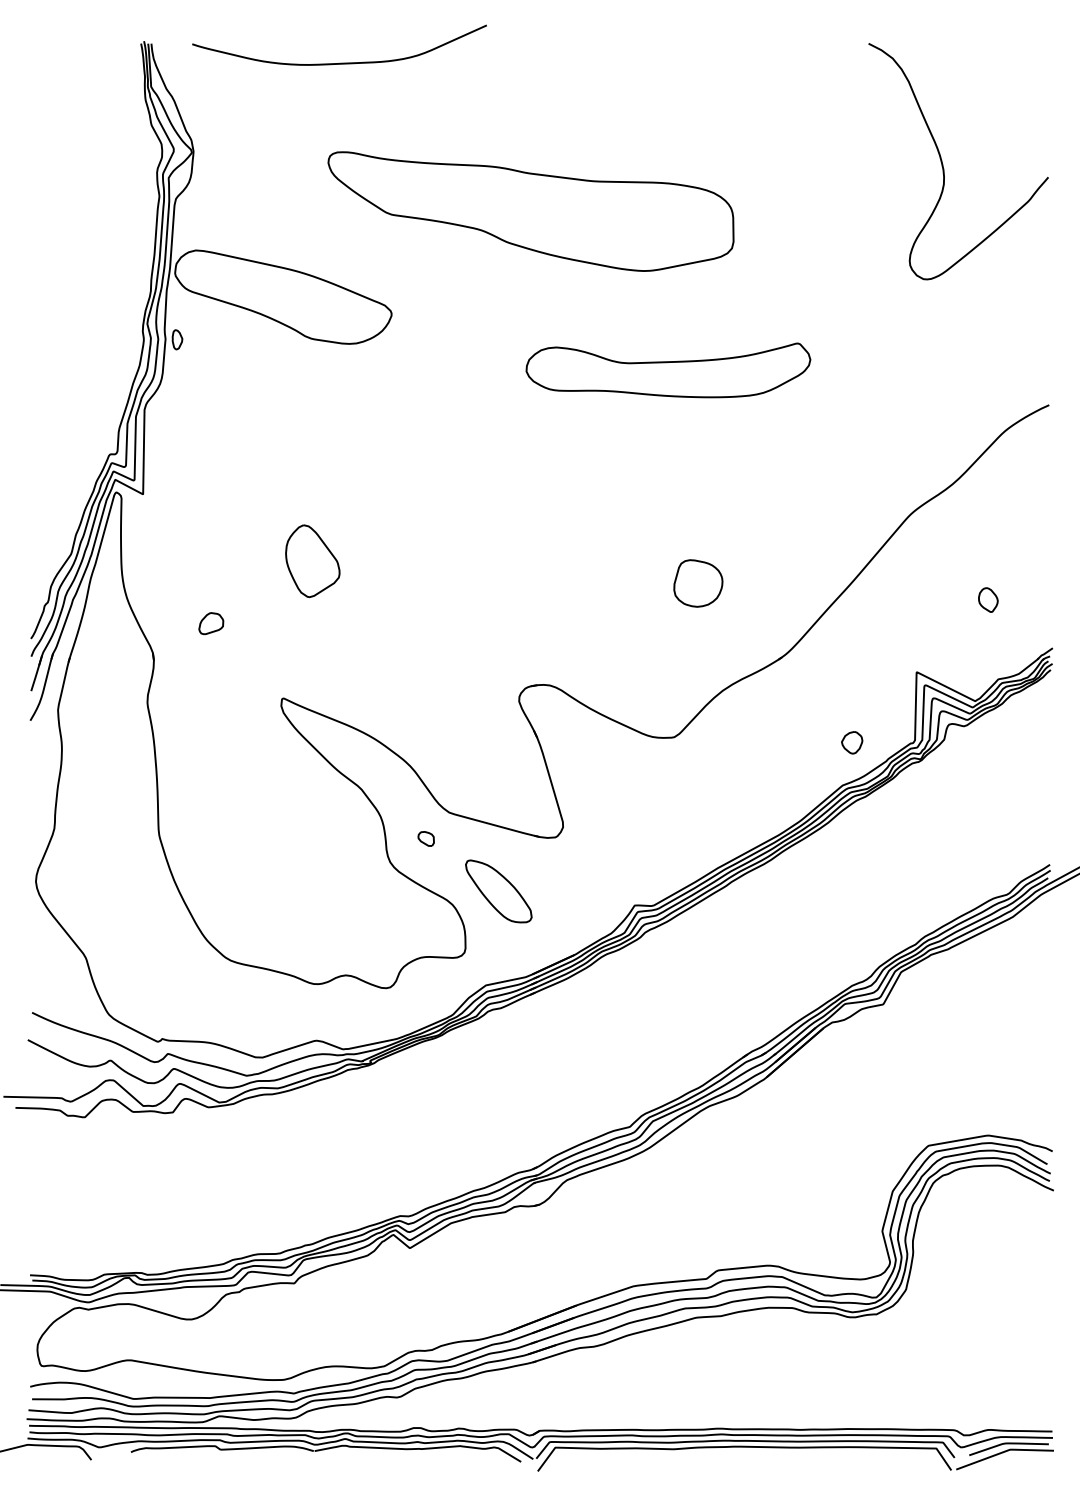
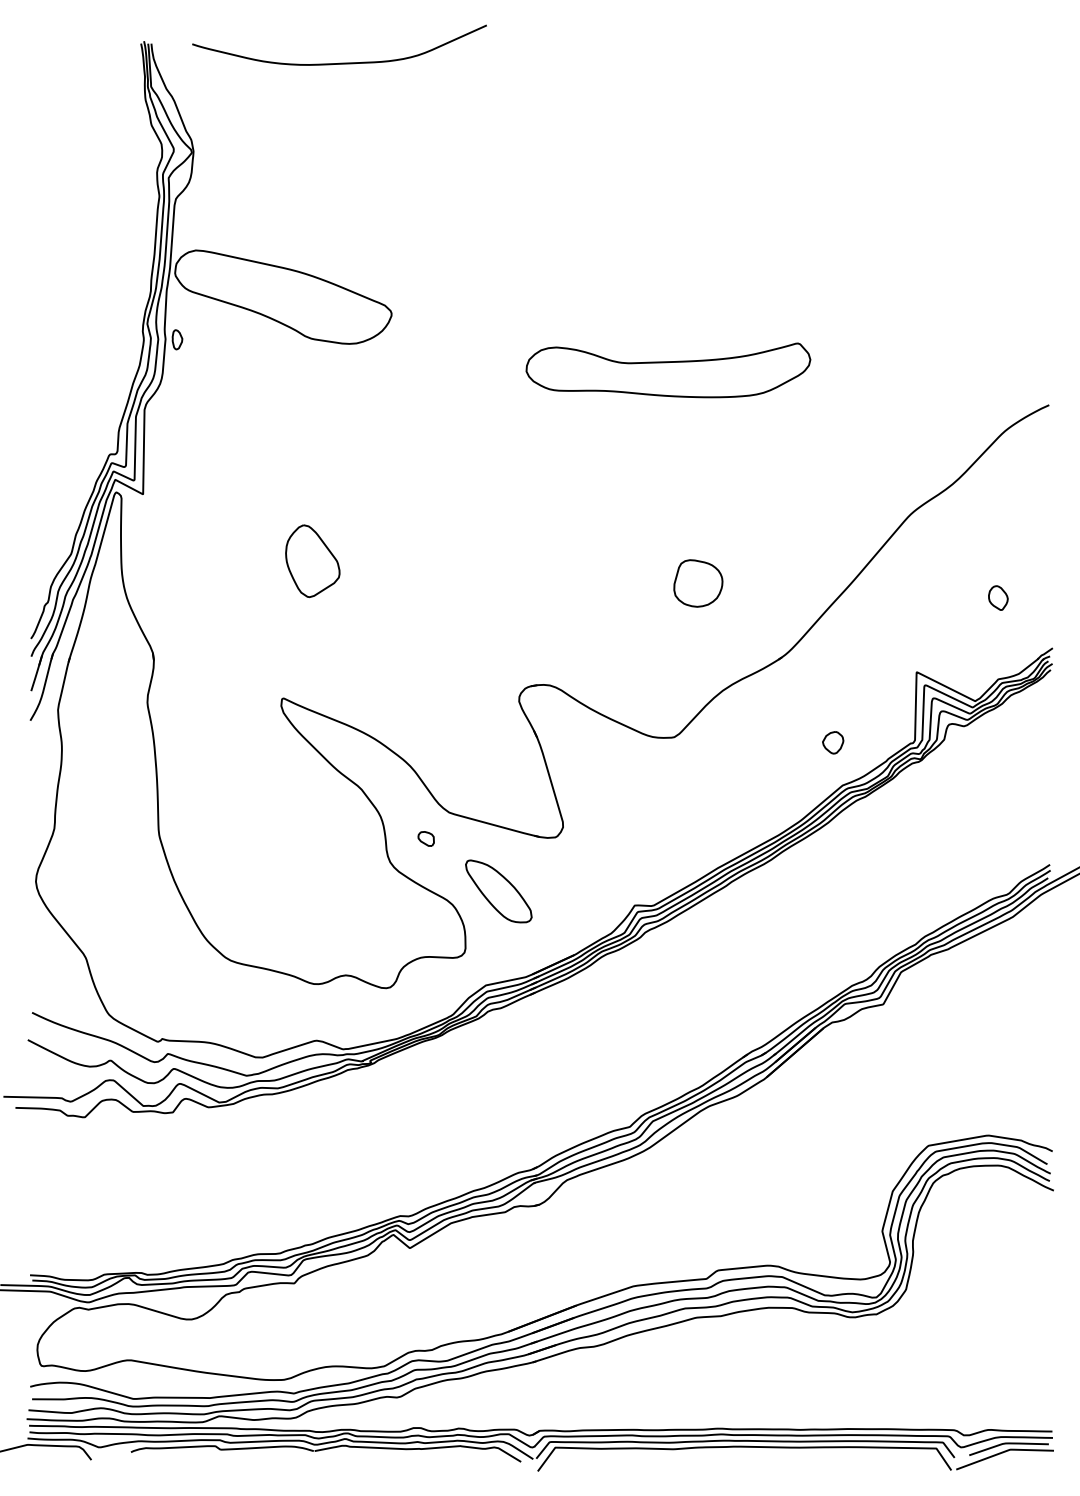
curve: present -> none (943, 164)
part: present -> none (530, 211)
part position: (988, 599) -> (998, 597) (998, 597)
part: present -> none (211, 623)
part position: (852, 742) -> (833, 742) (833, 742)
